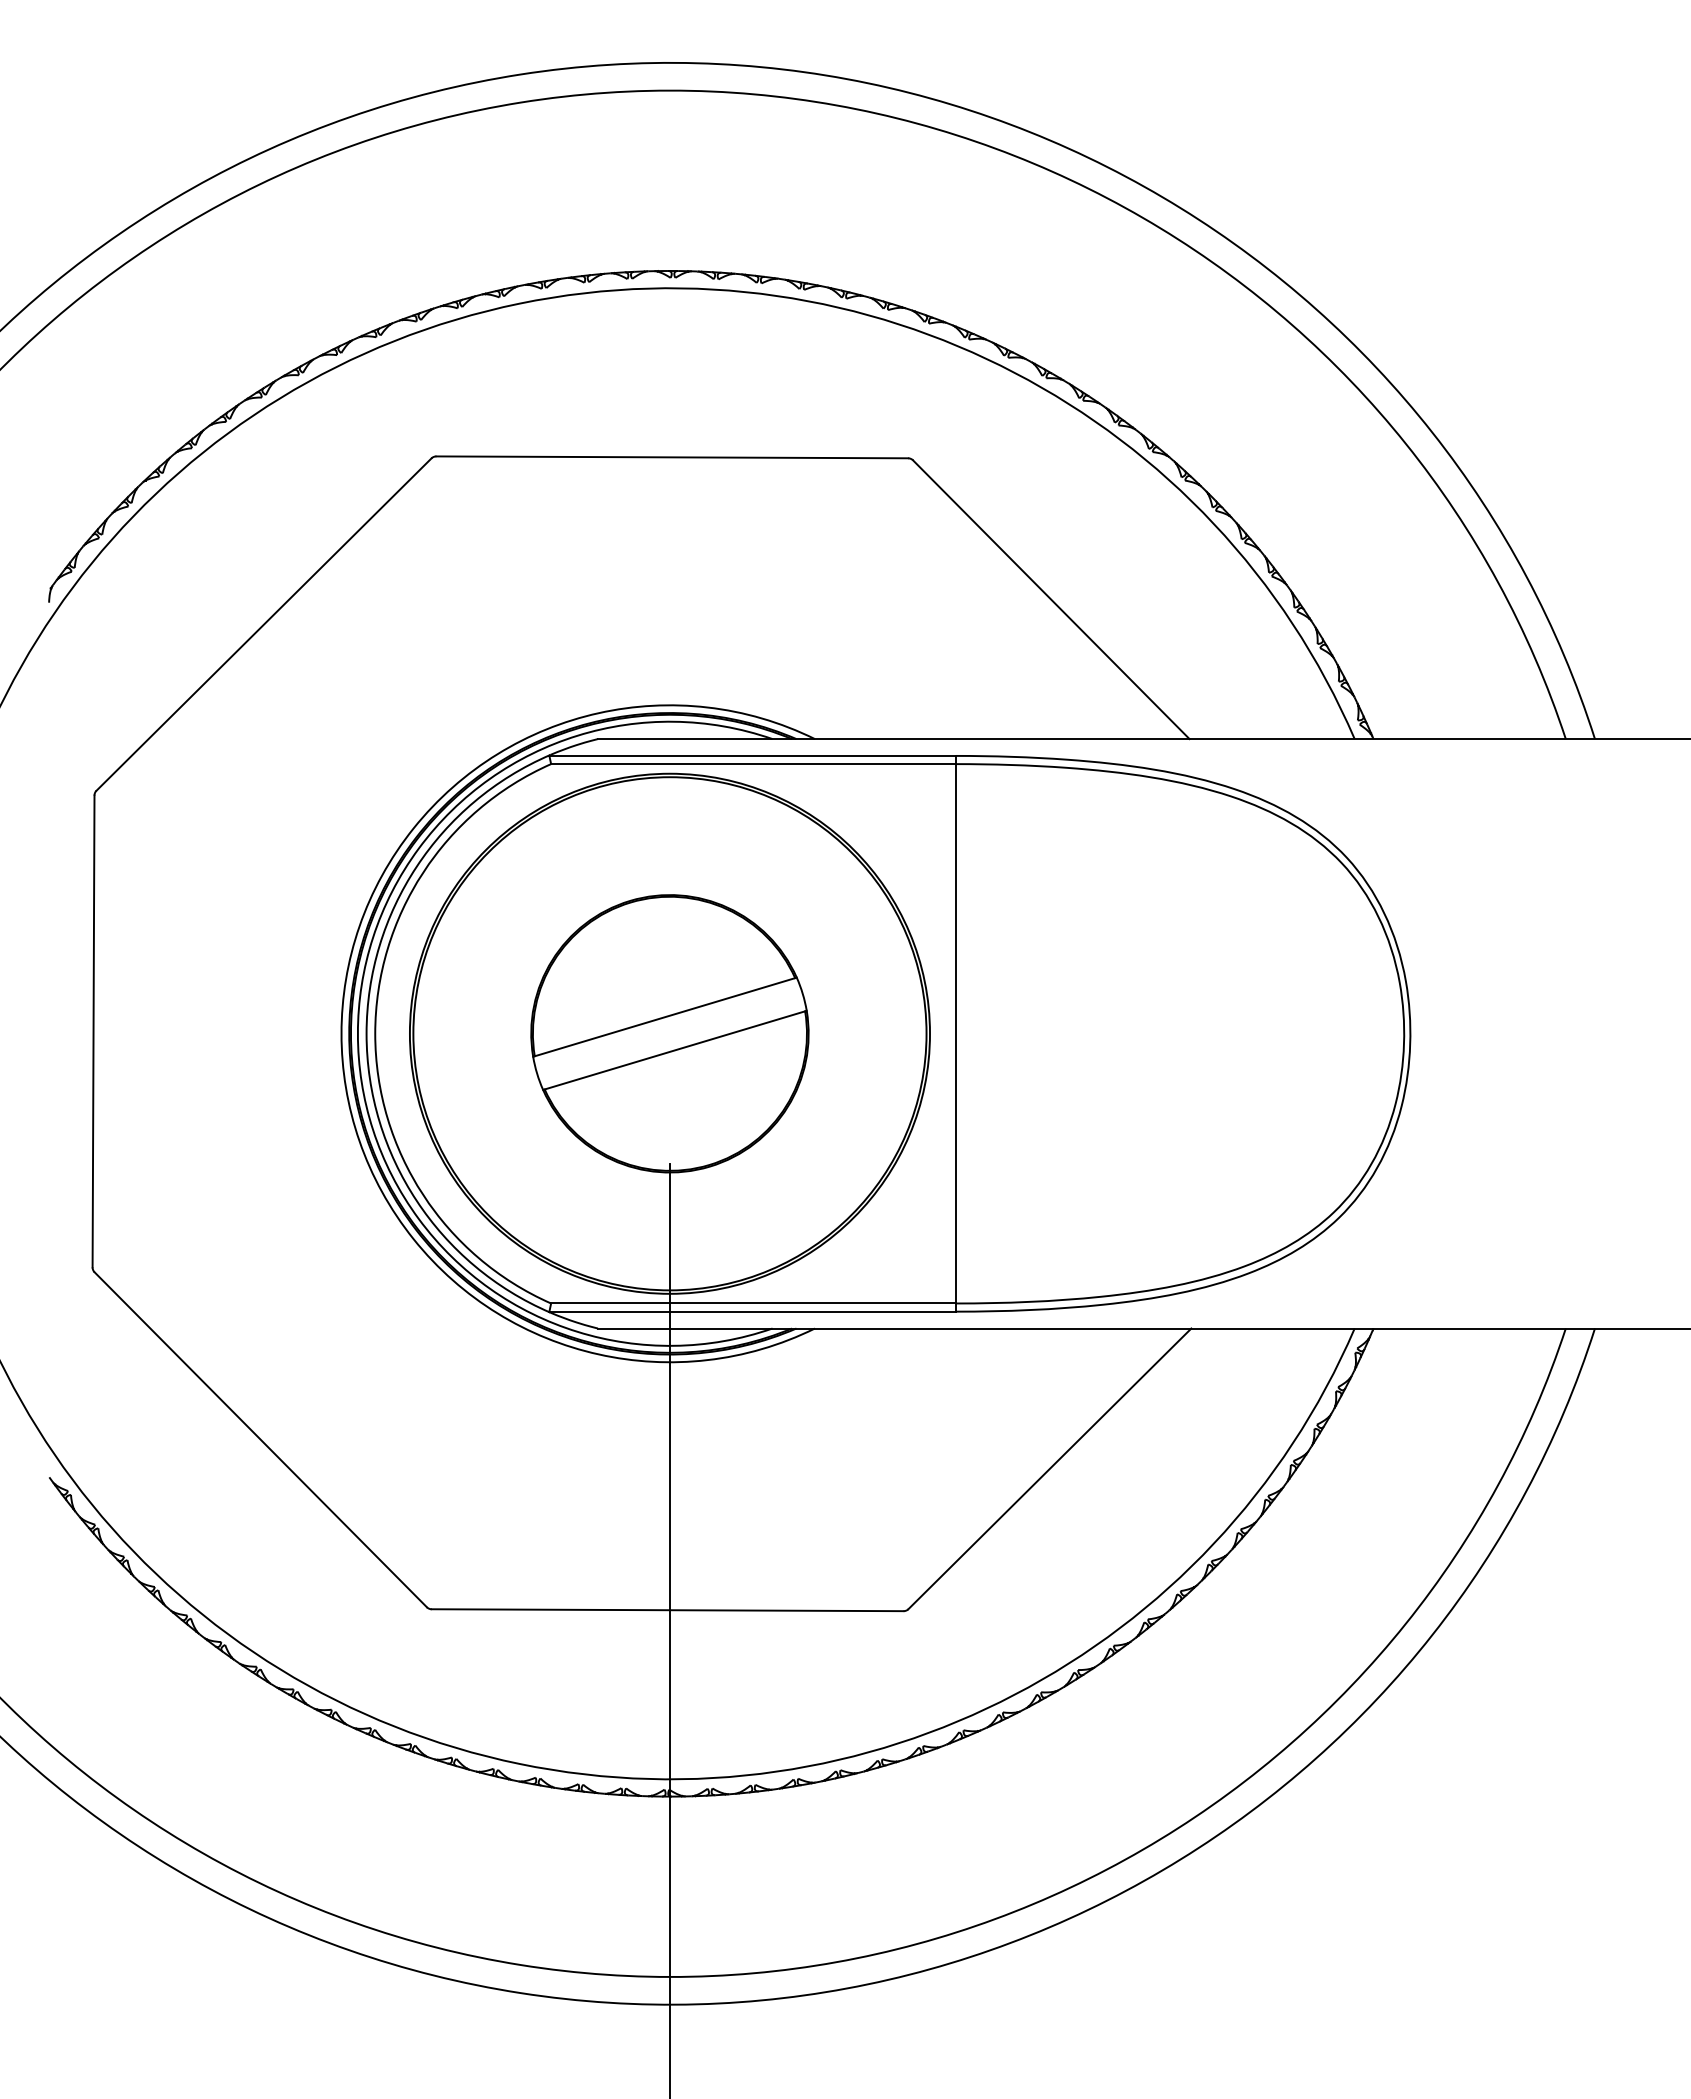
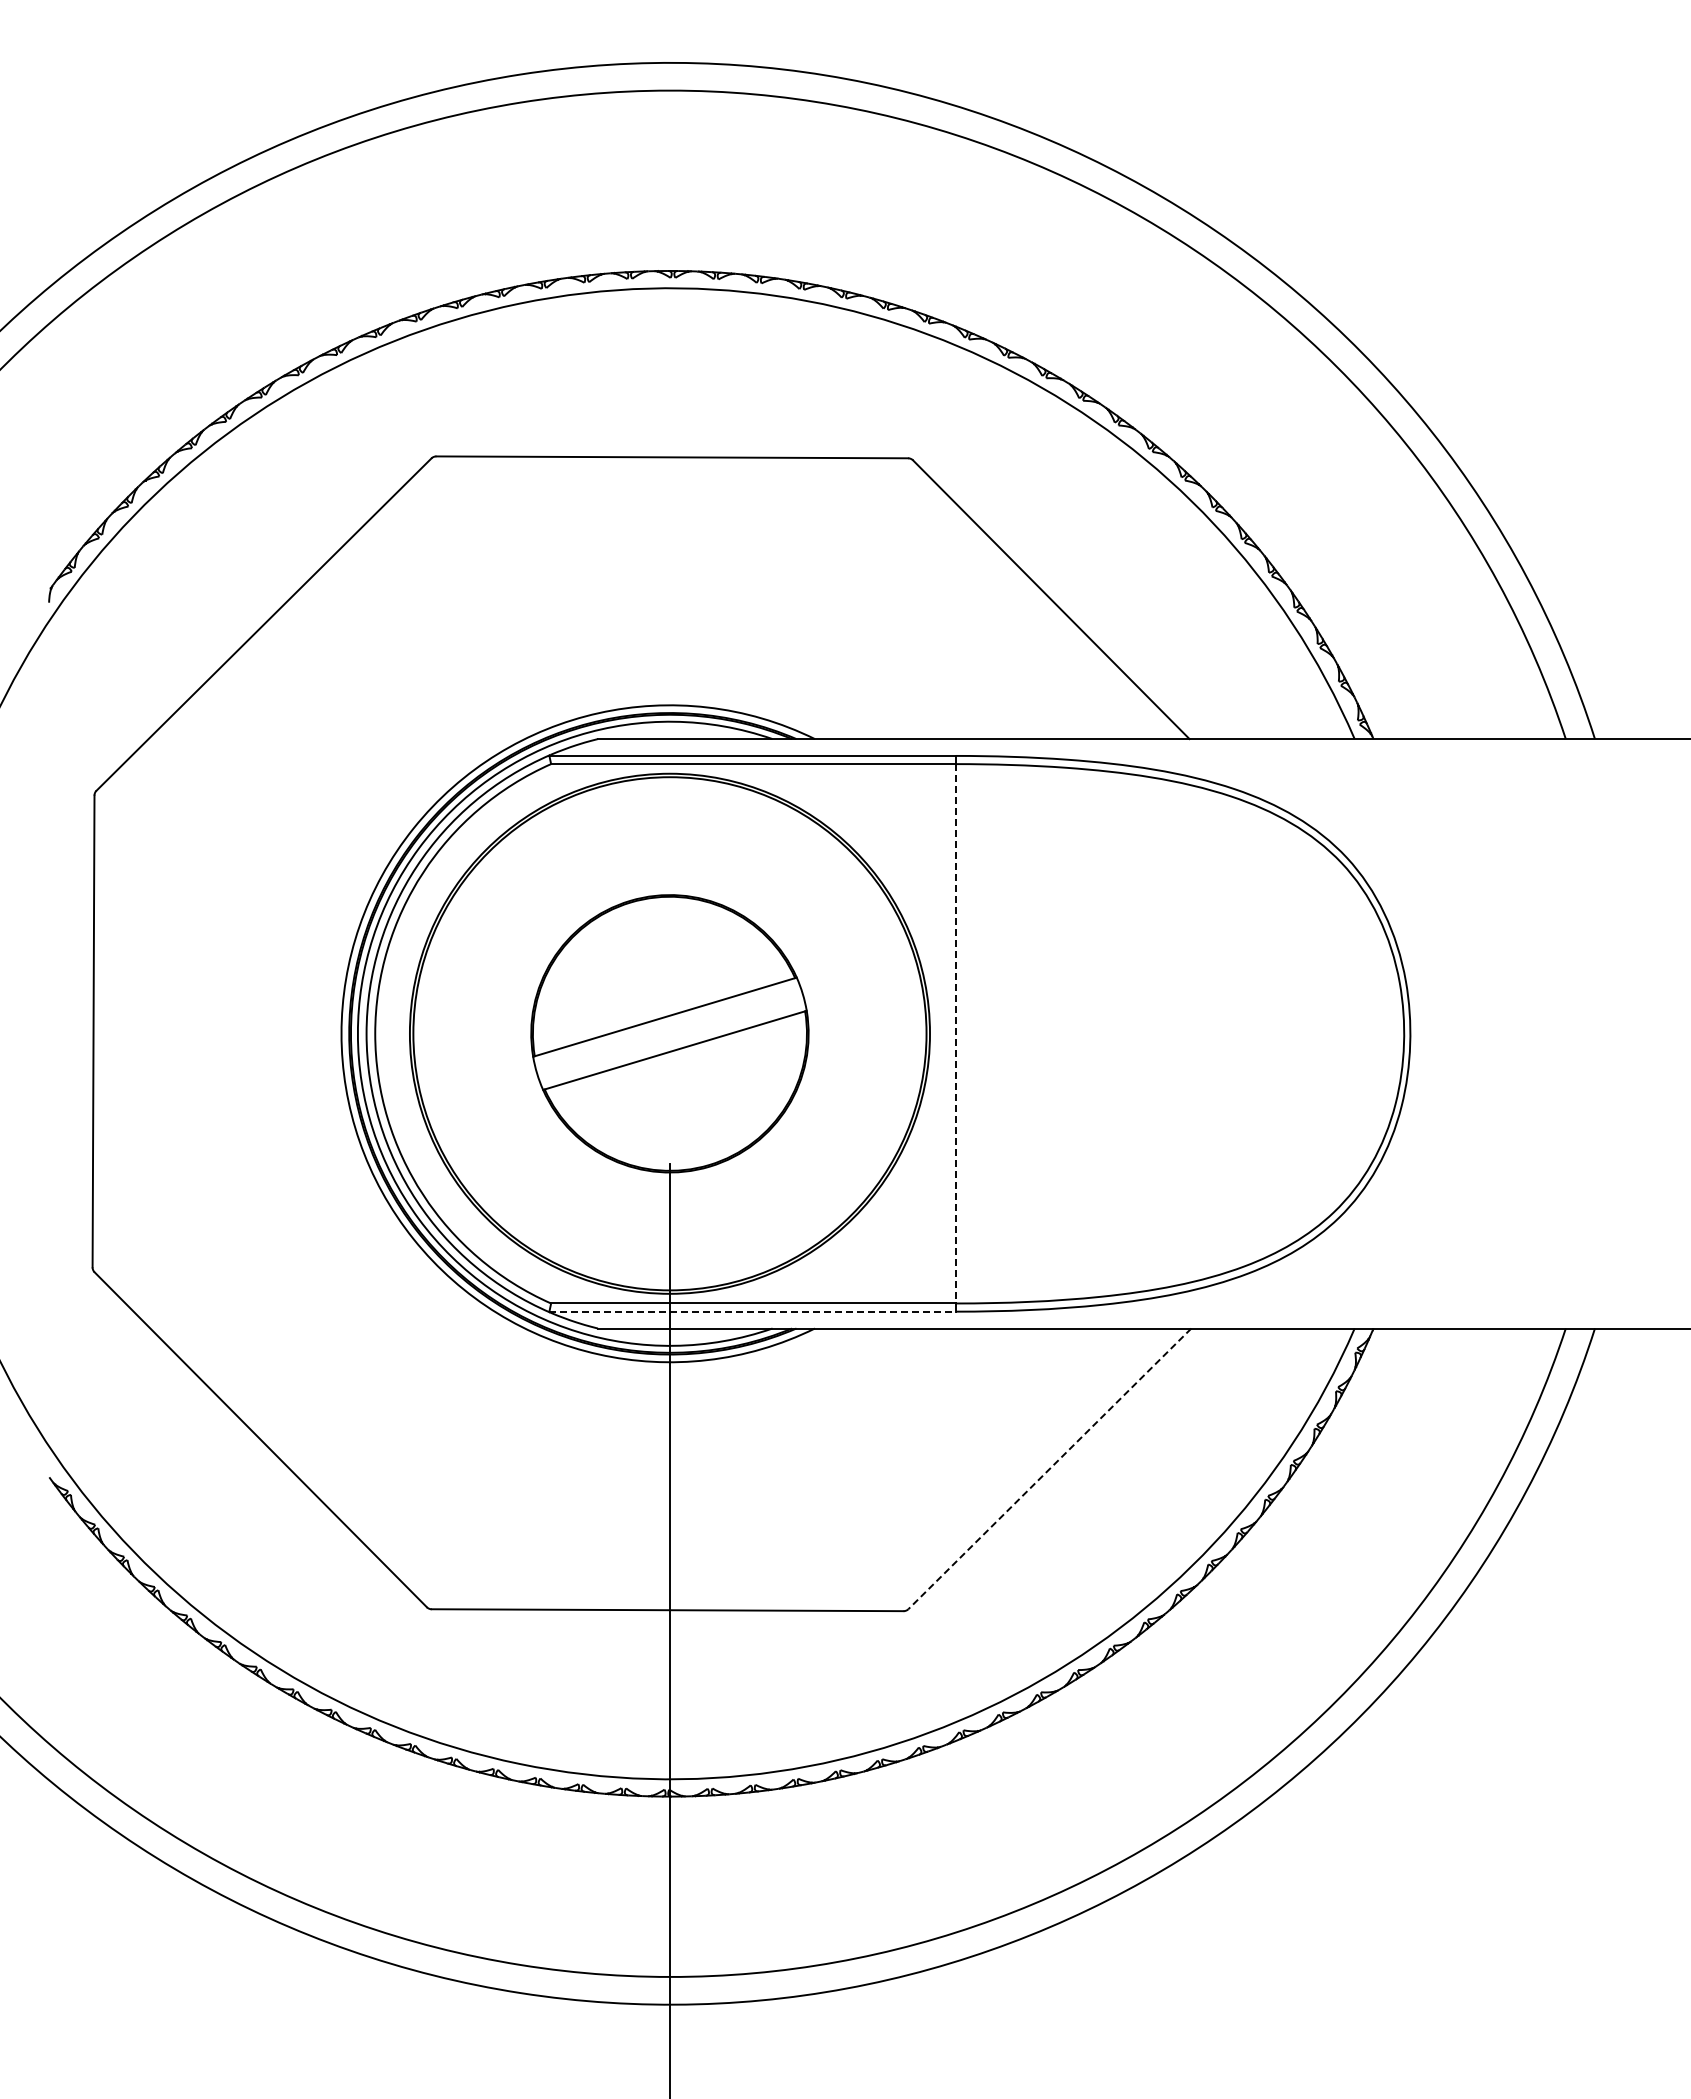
line: solid -> dashed (956, 1033)
line: solid -> dashed (753, 1311)
line: solid -> dashed (1049, 1469)
